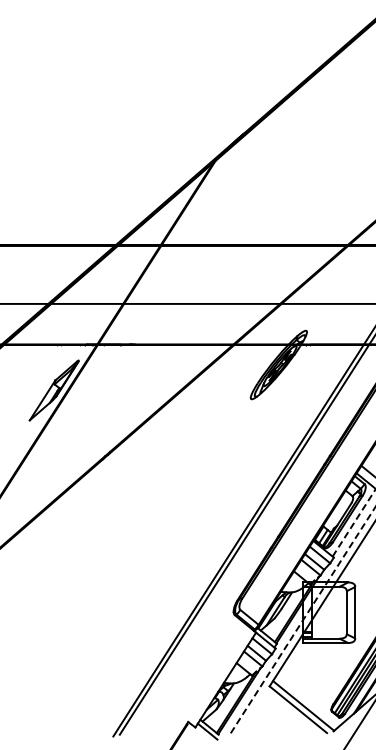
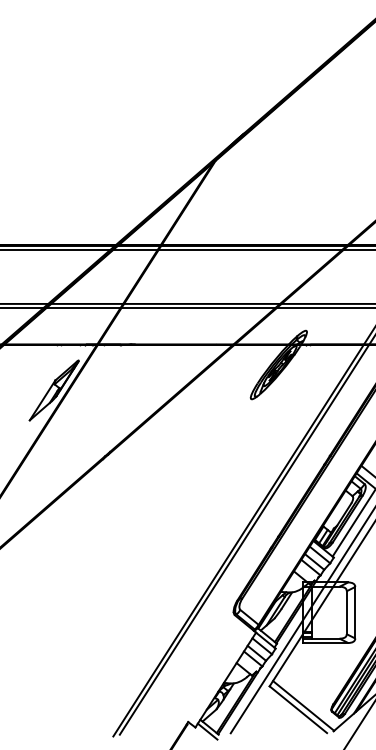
line: none -> present (187, 250)
line: none -> present (187, 307)
line: dashed -> solid (354, 522)
line: dashed -> solid (303, 619)
